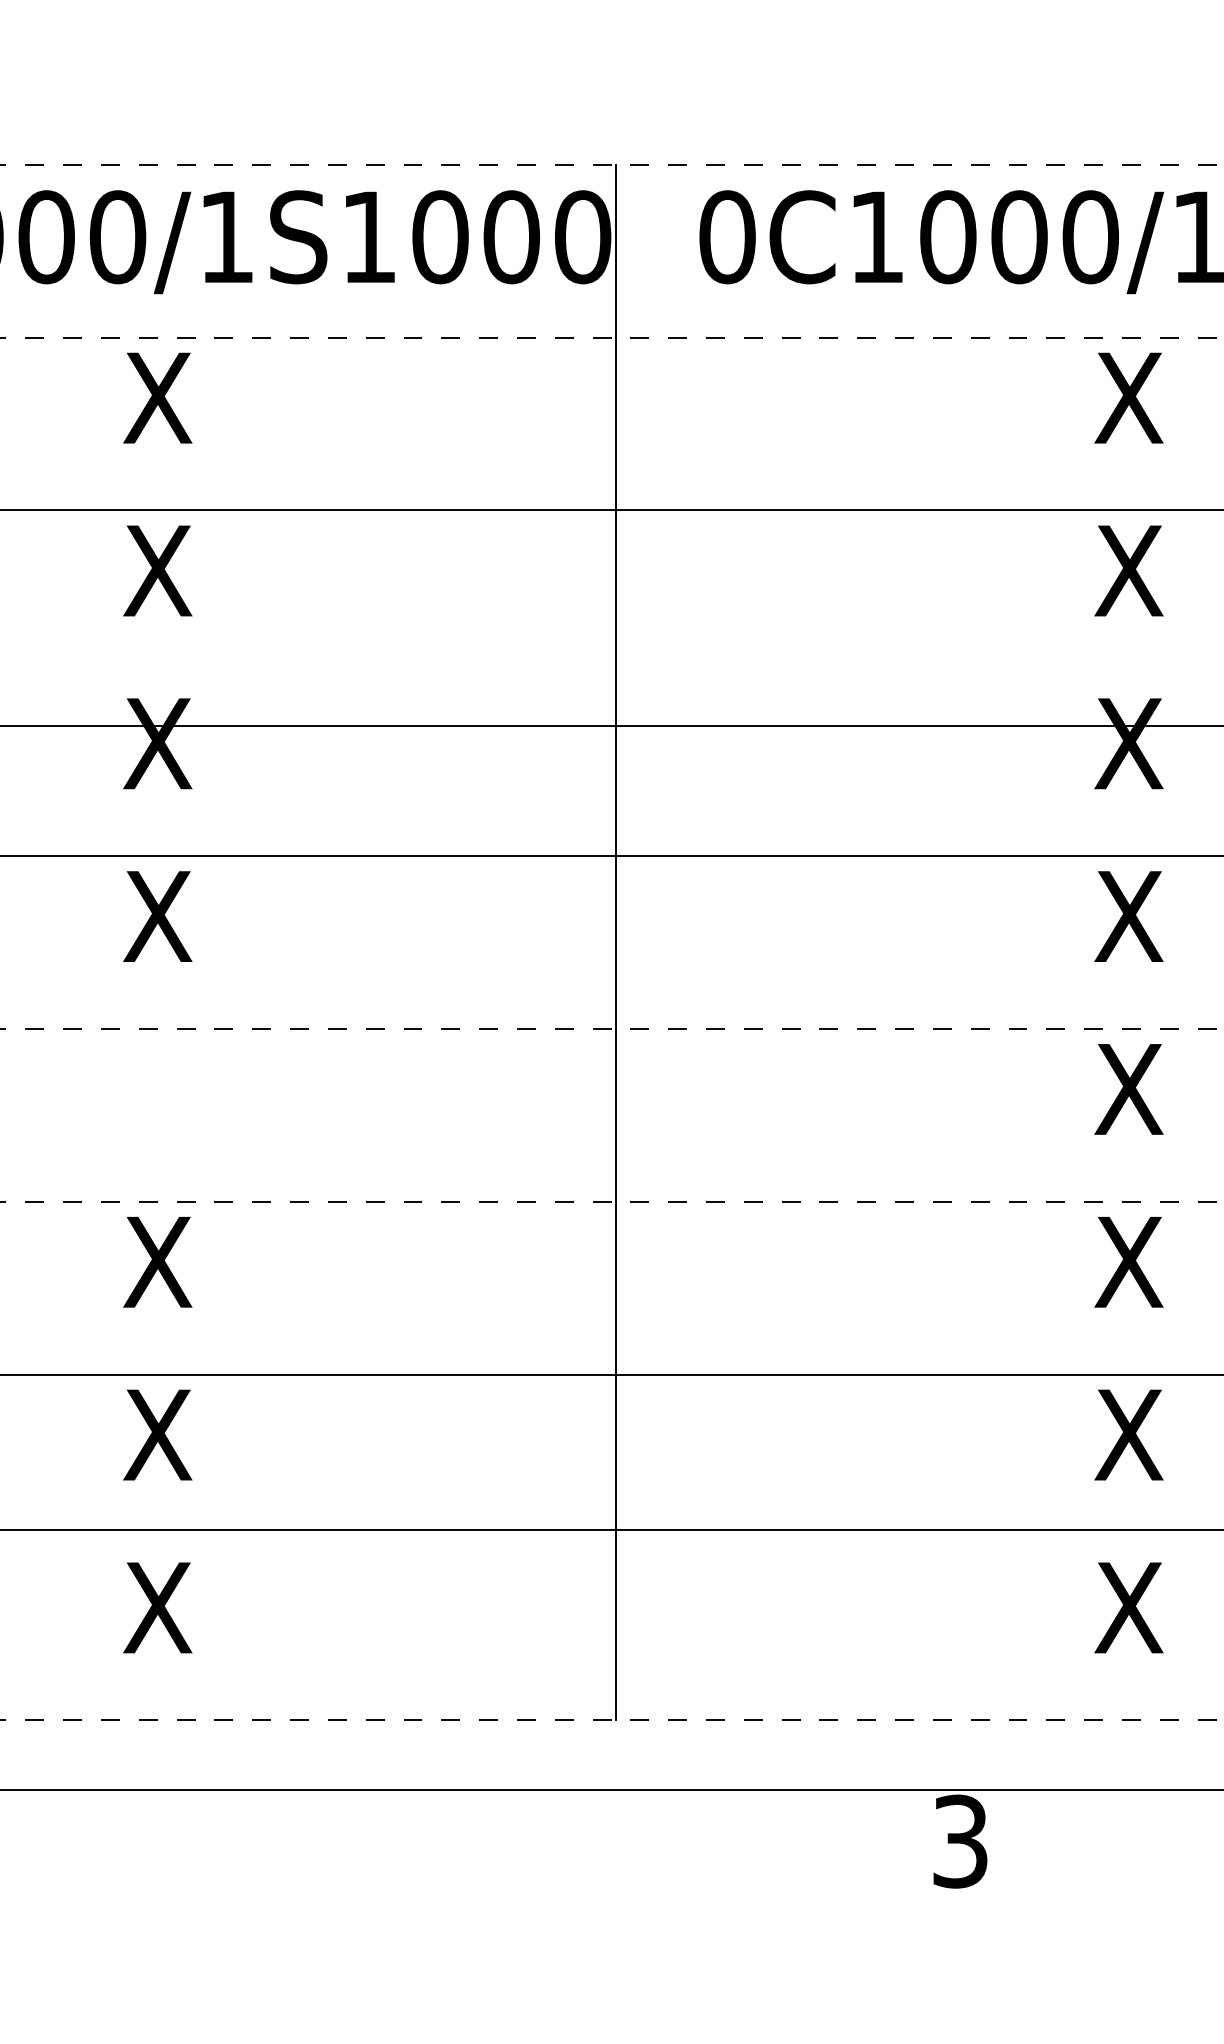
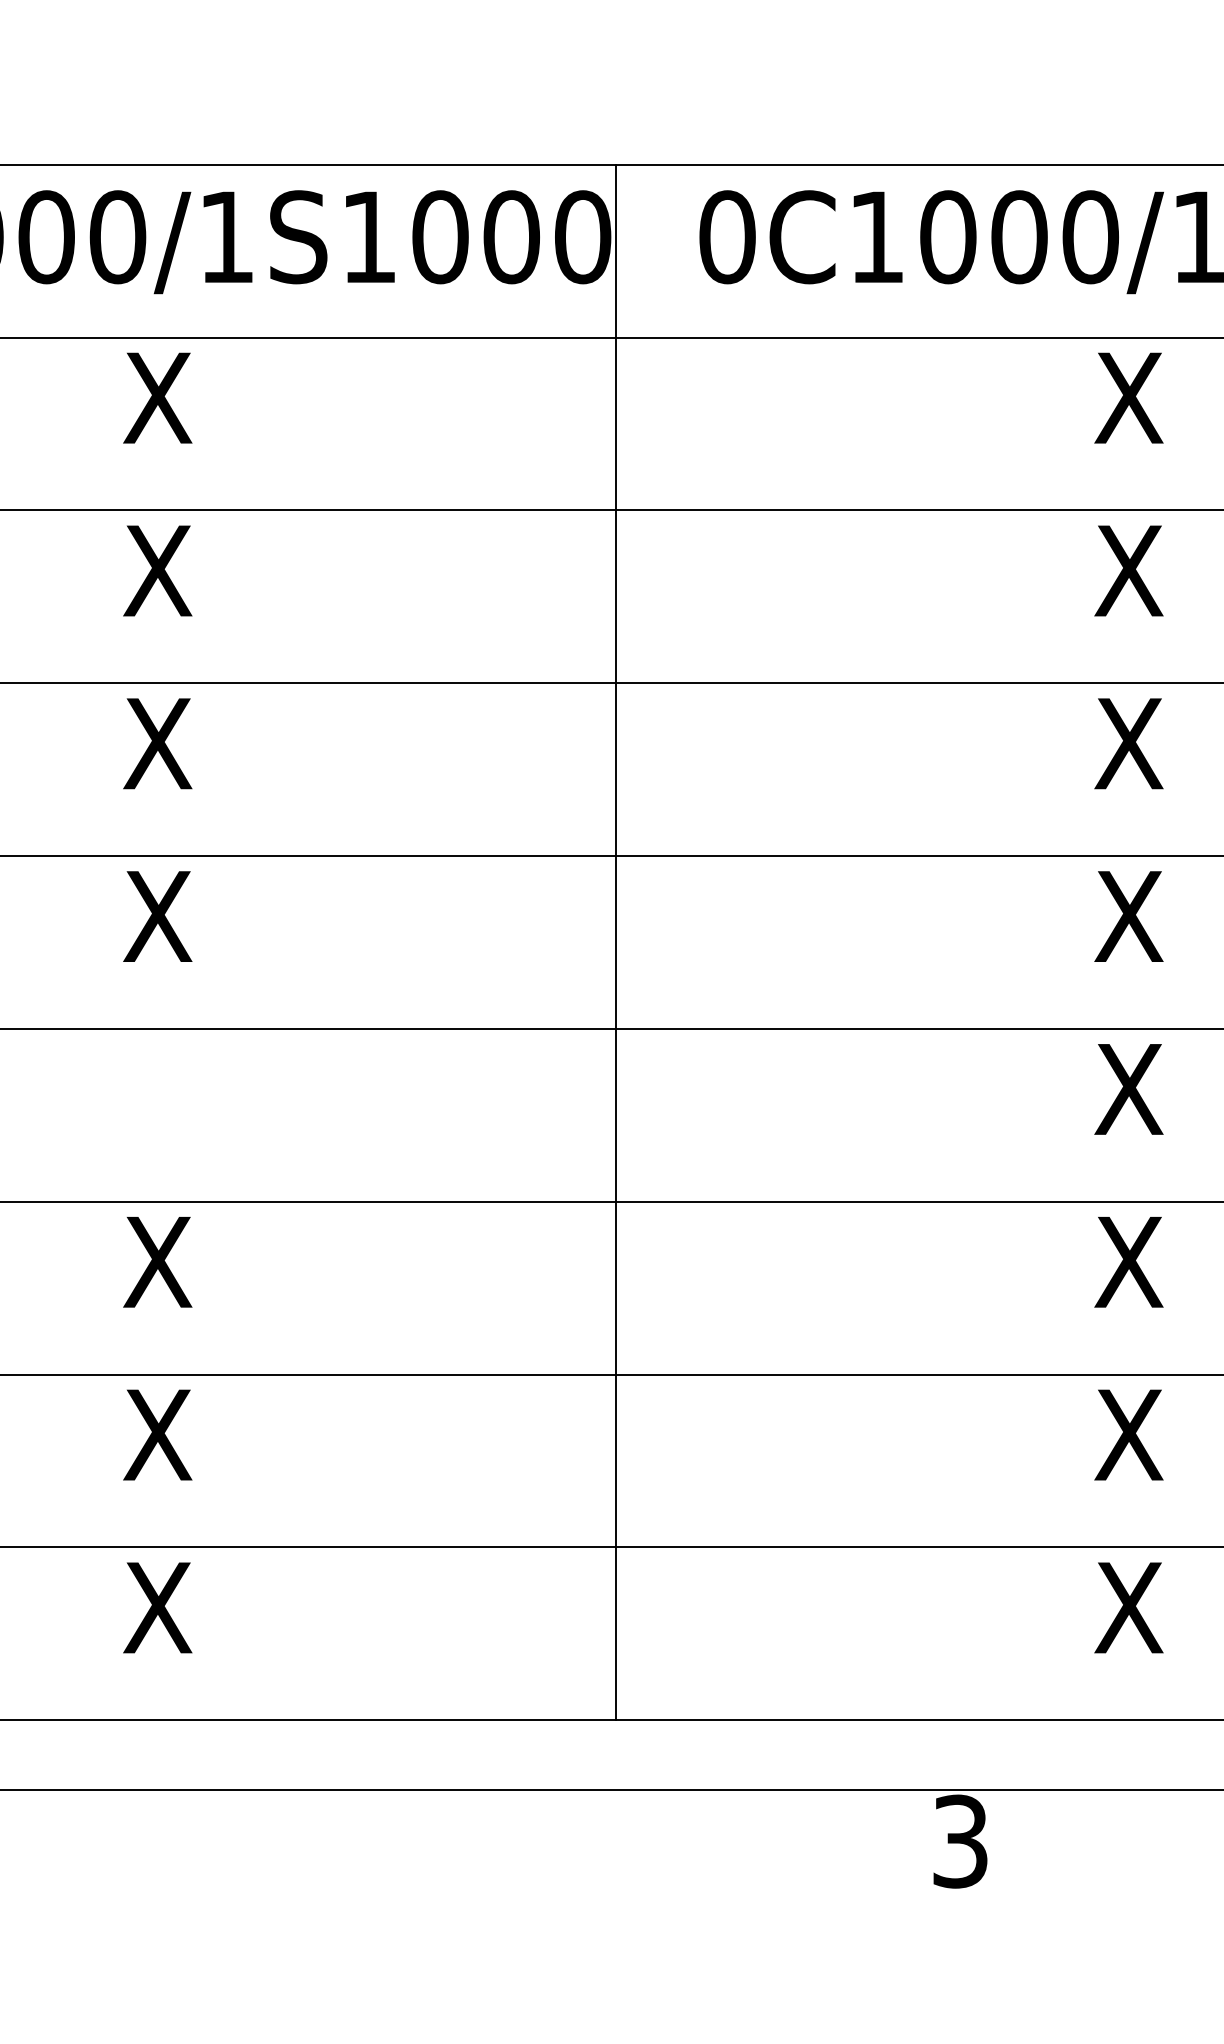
line: dashed -> solid (612, 164)
line: dashed -> solid (612, 337)
line position: (611, 726) -> (611, 683) (611, 683)
line: dashed -> solid (612, 1028)
line: dashed -> solid (612, 1201)
line position: (611, 1530) -> (611, 1547) (611, 1547)
line: dashed -> solid (612, 1720)
